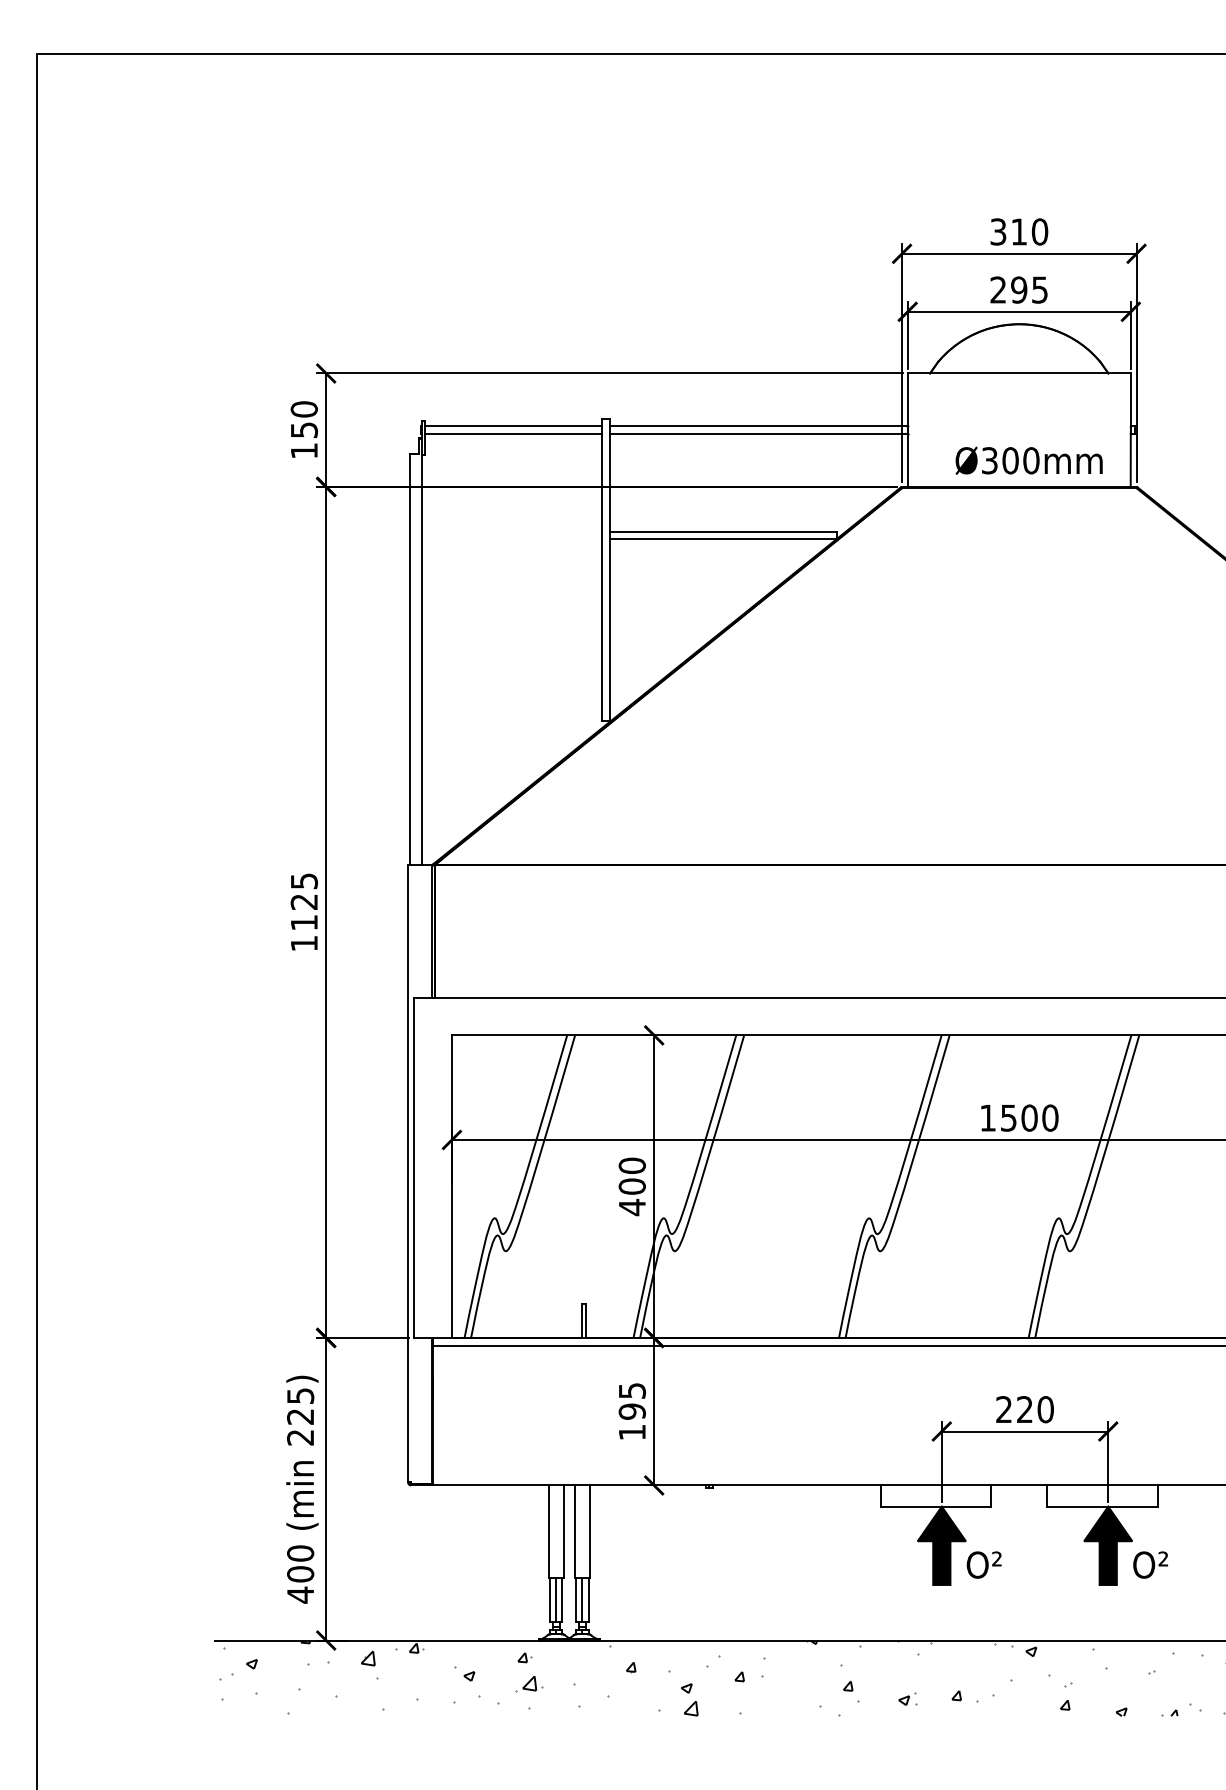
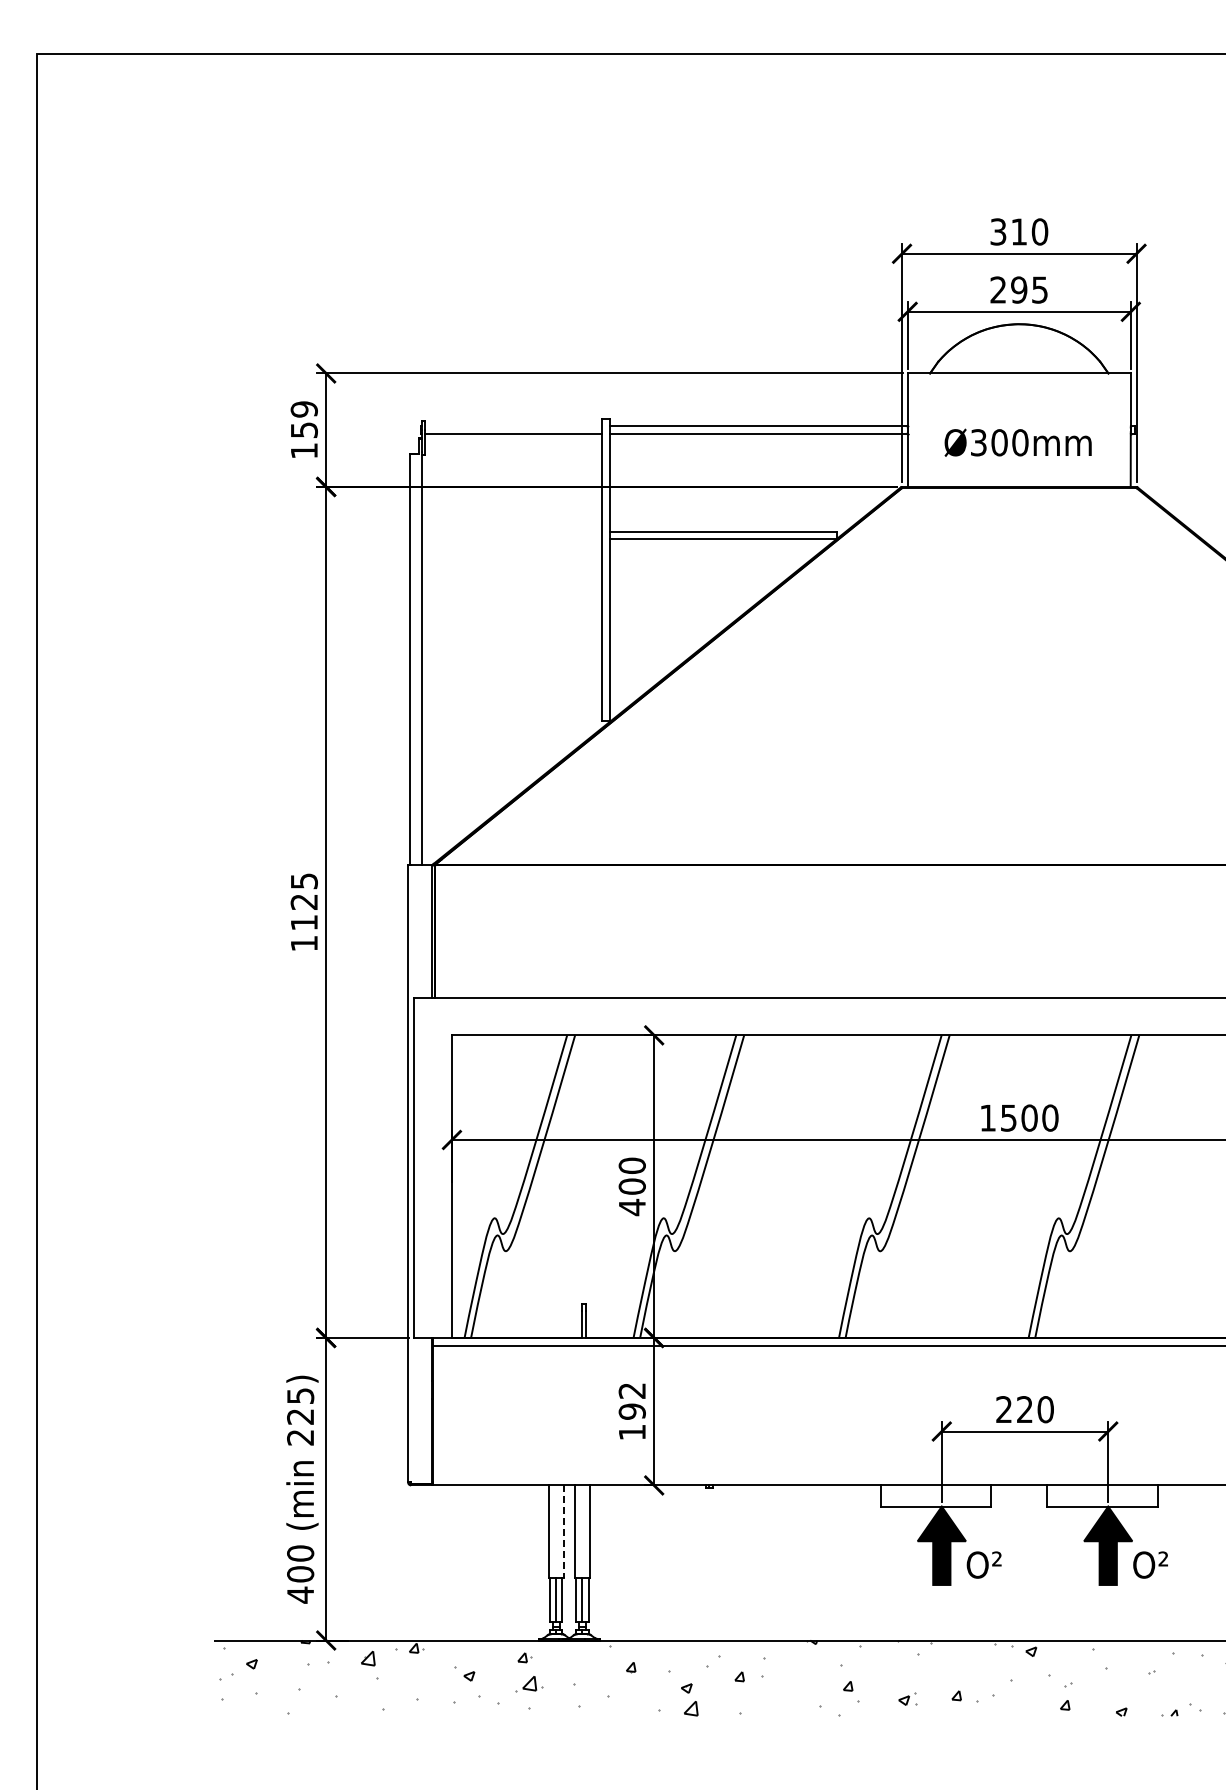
text: 150 -> 159 (303, 409)
line: present -> none (512, 426)
text position: (1028, 460) -> (1017, 442) (1017, 442)
text: 195 -> 192 (631, 1390)
line: solid -> dashed (563, 1531)
